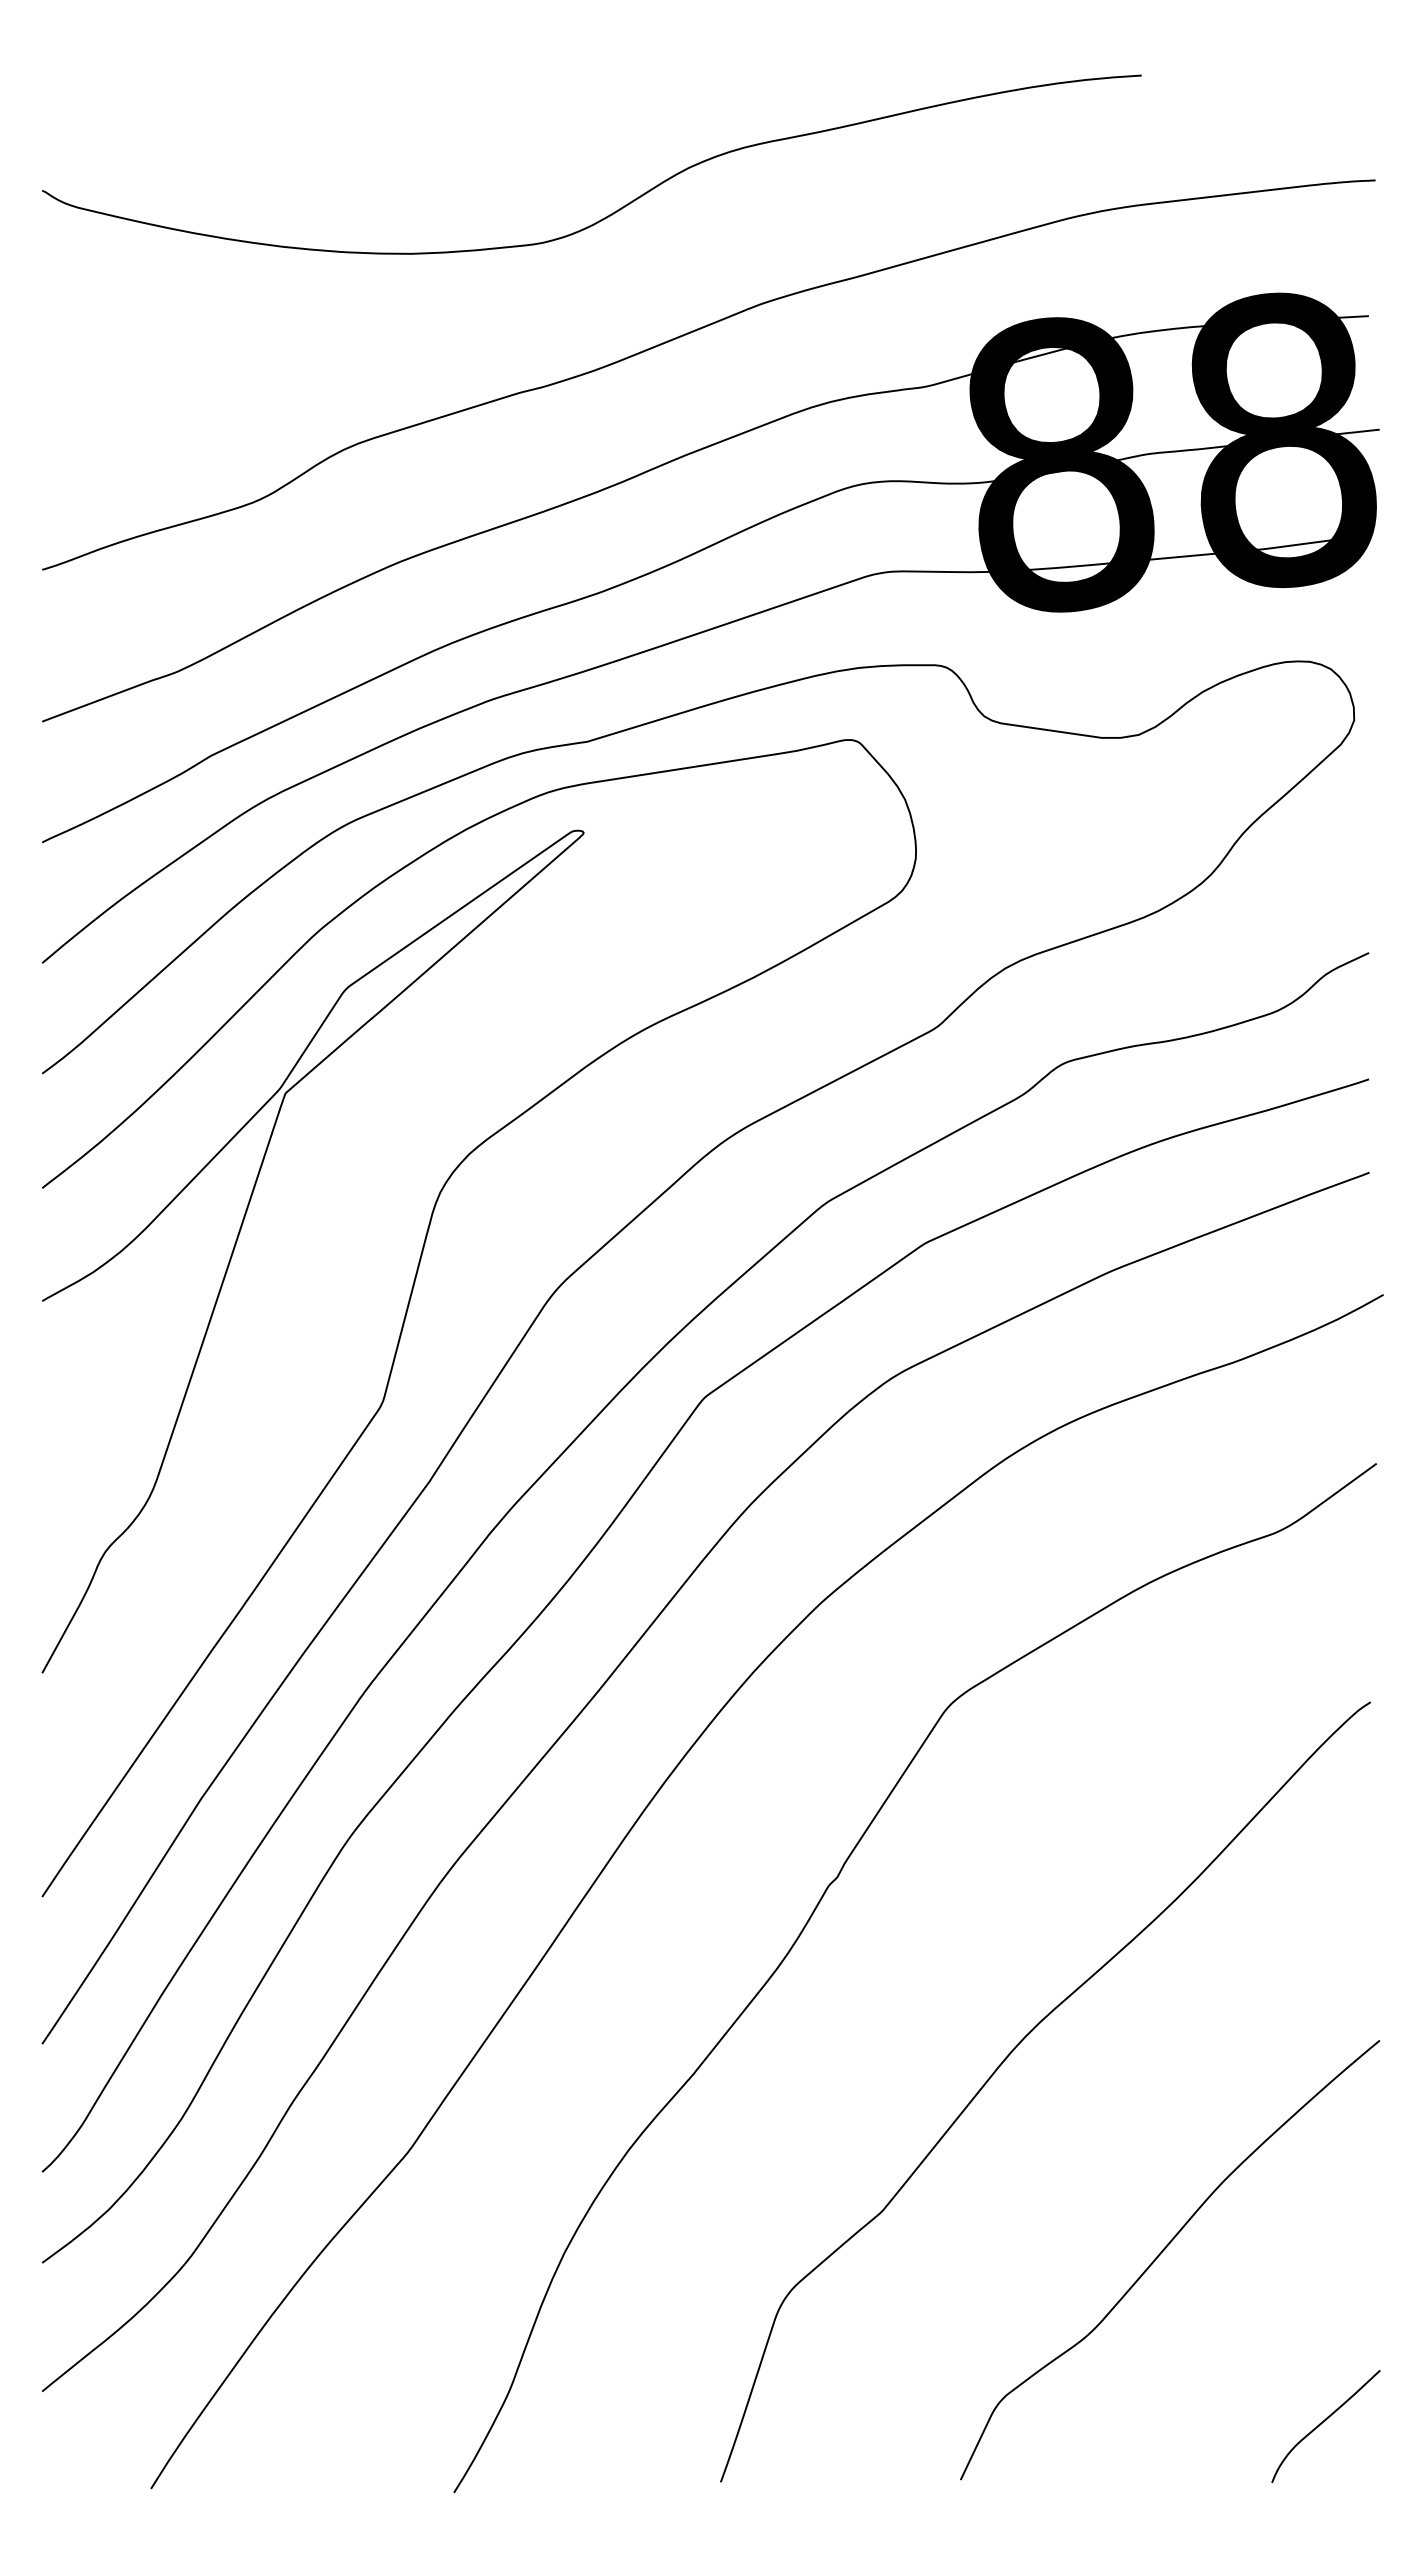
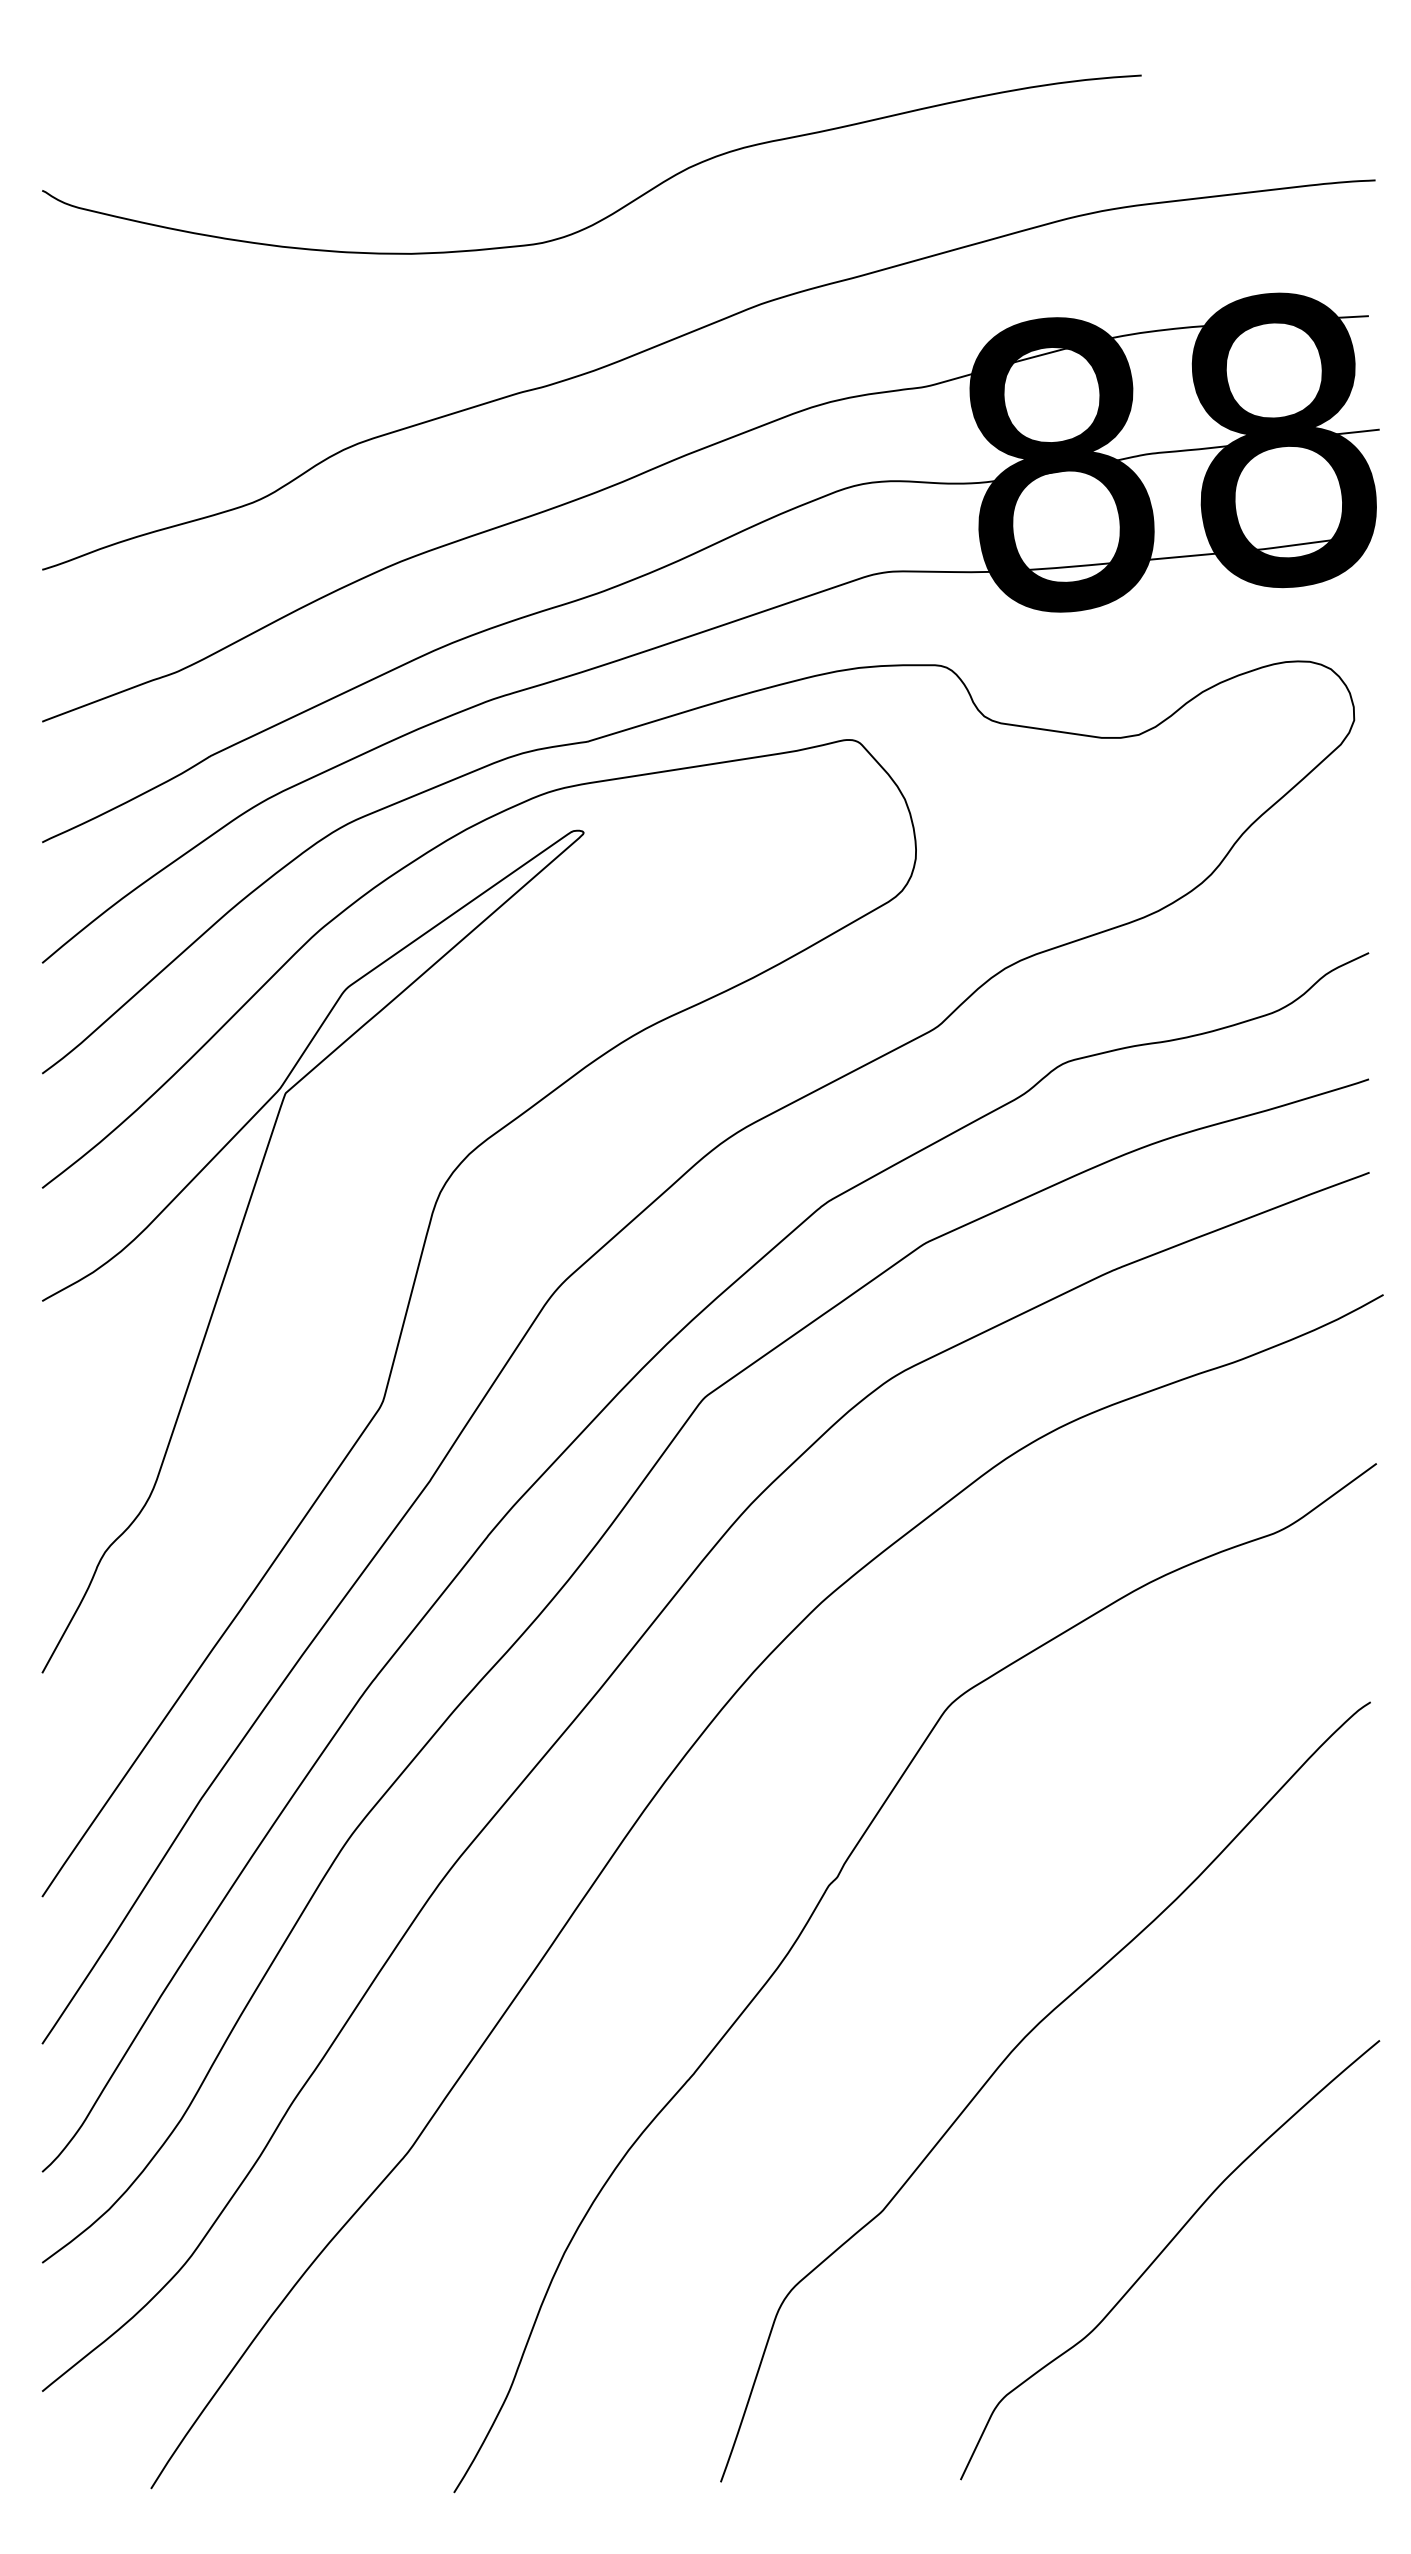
curve: present -> none (1322, 2423)
